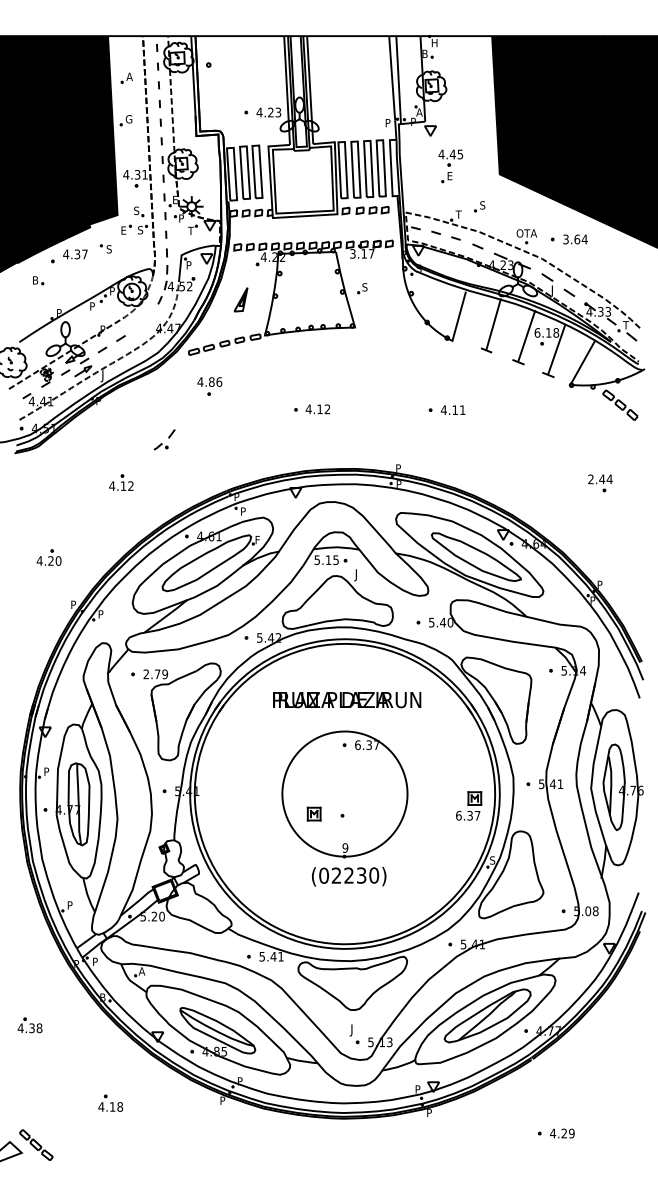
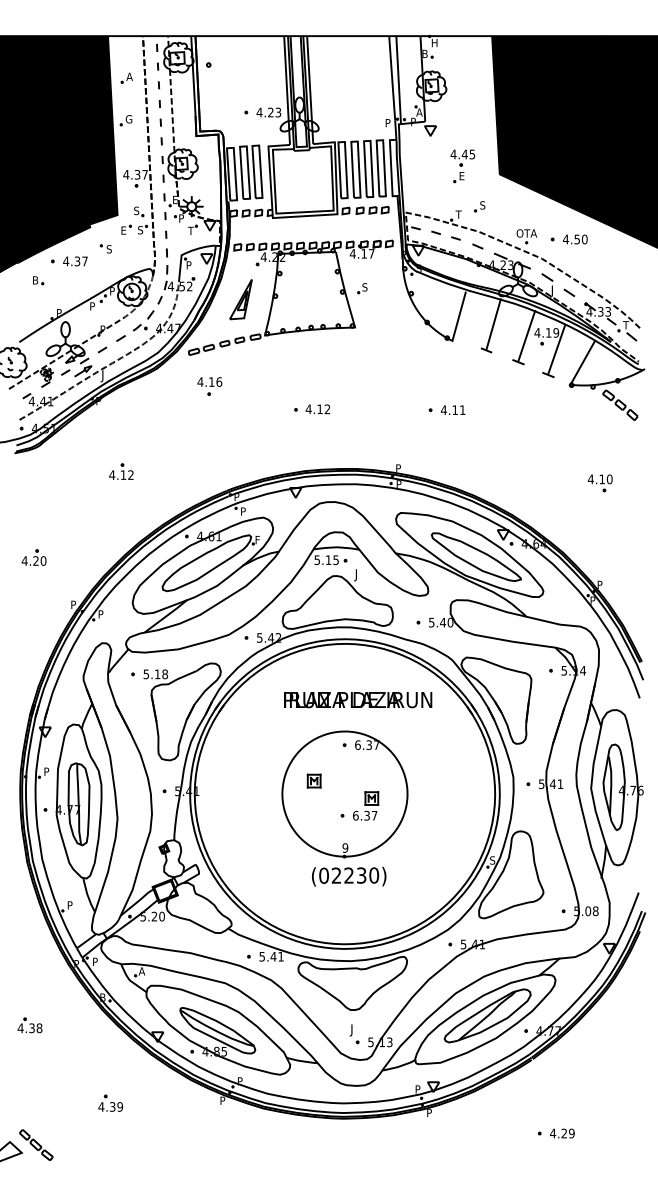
part position: (450, 166) -> (462, 166) (462, 166)
text: 4.31 -> 4.37 (144, 174)
text: 3.64 -> 4.50 (574, 239)
text: 3.17 -> 4.17 (352, 253)
text position: (75, 254) -> (75, 261) (75, 261)
part size: 16x26 px -> 24x42 px (240, 299)
text: 6.18 -> 4.19 (546, 332)
text: 4.86 -> 4.16 (211, 381)
part position: (164, 439) -> (143, 320) (143, 320)
text: 2.44 -> 4.10 (599, 479)
part position: (121, 482) -> (121, 471) (121, 471)
part position: (48, 557) -> (33, 557) (33, 557)
text: 2.79 -> 5.18 (155, 674)
text position: (347, 700) -> (358, 700) (358, 700)
part position: (469, 805) -> (366, 805) (366, 805)
part position: (313, 813) -> (313, 780) (313, 780)
text: 4.18 -> 4.39 (116, 1106)
